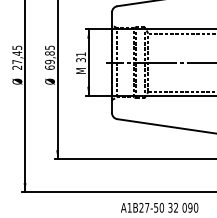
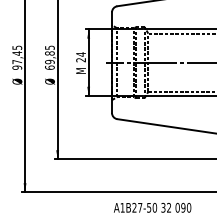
text: 31 -> 24 (80, 57)
text: 27,45 -> 97,45 (17, 67)
text position: (159, 207) -> (152, 207) (152, 207)
